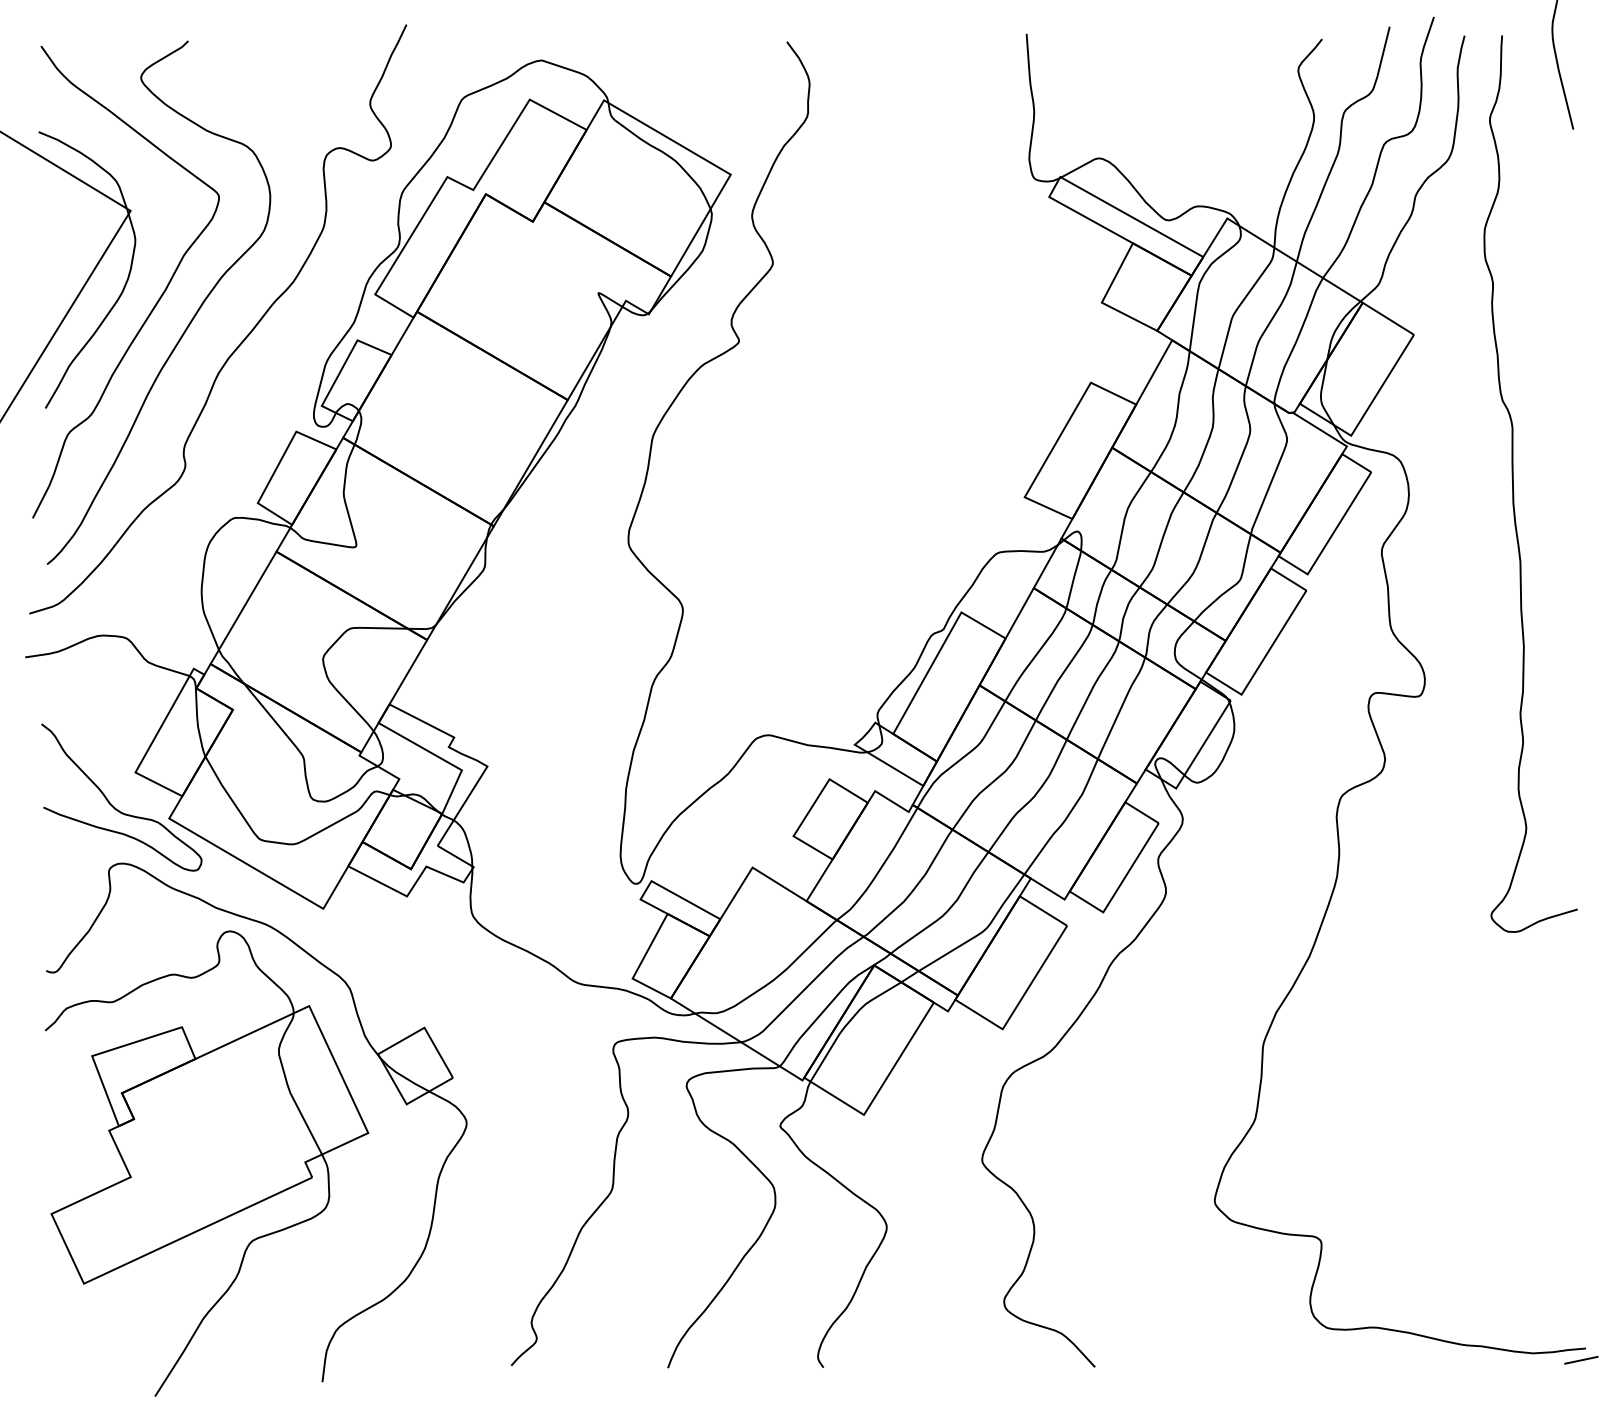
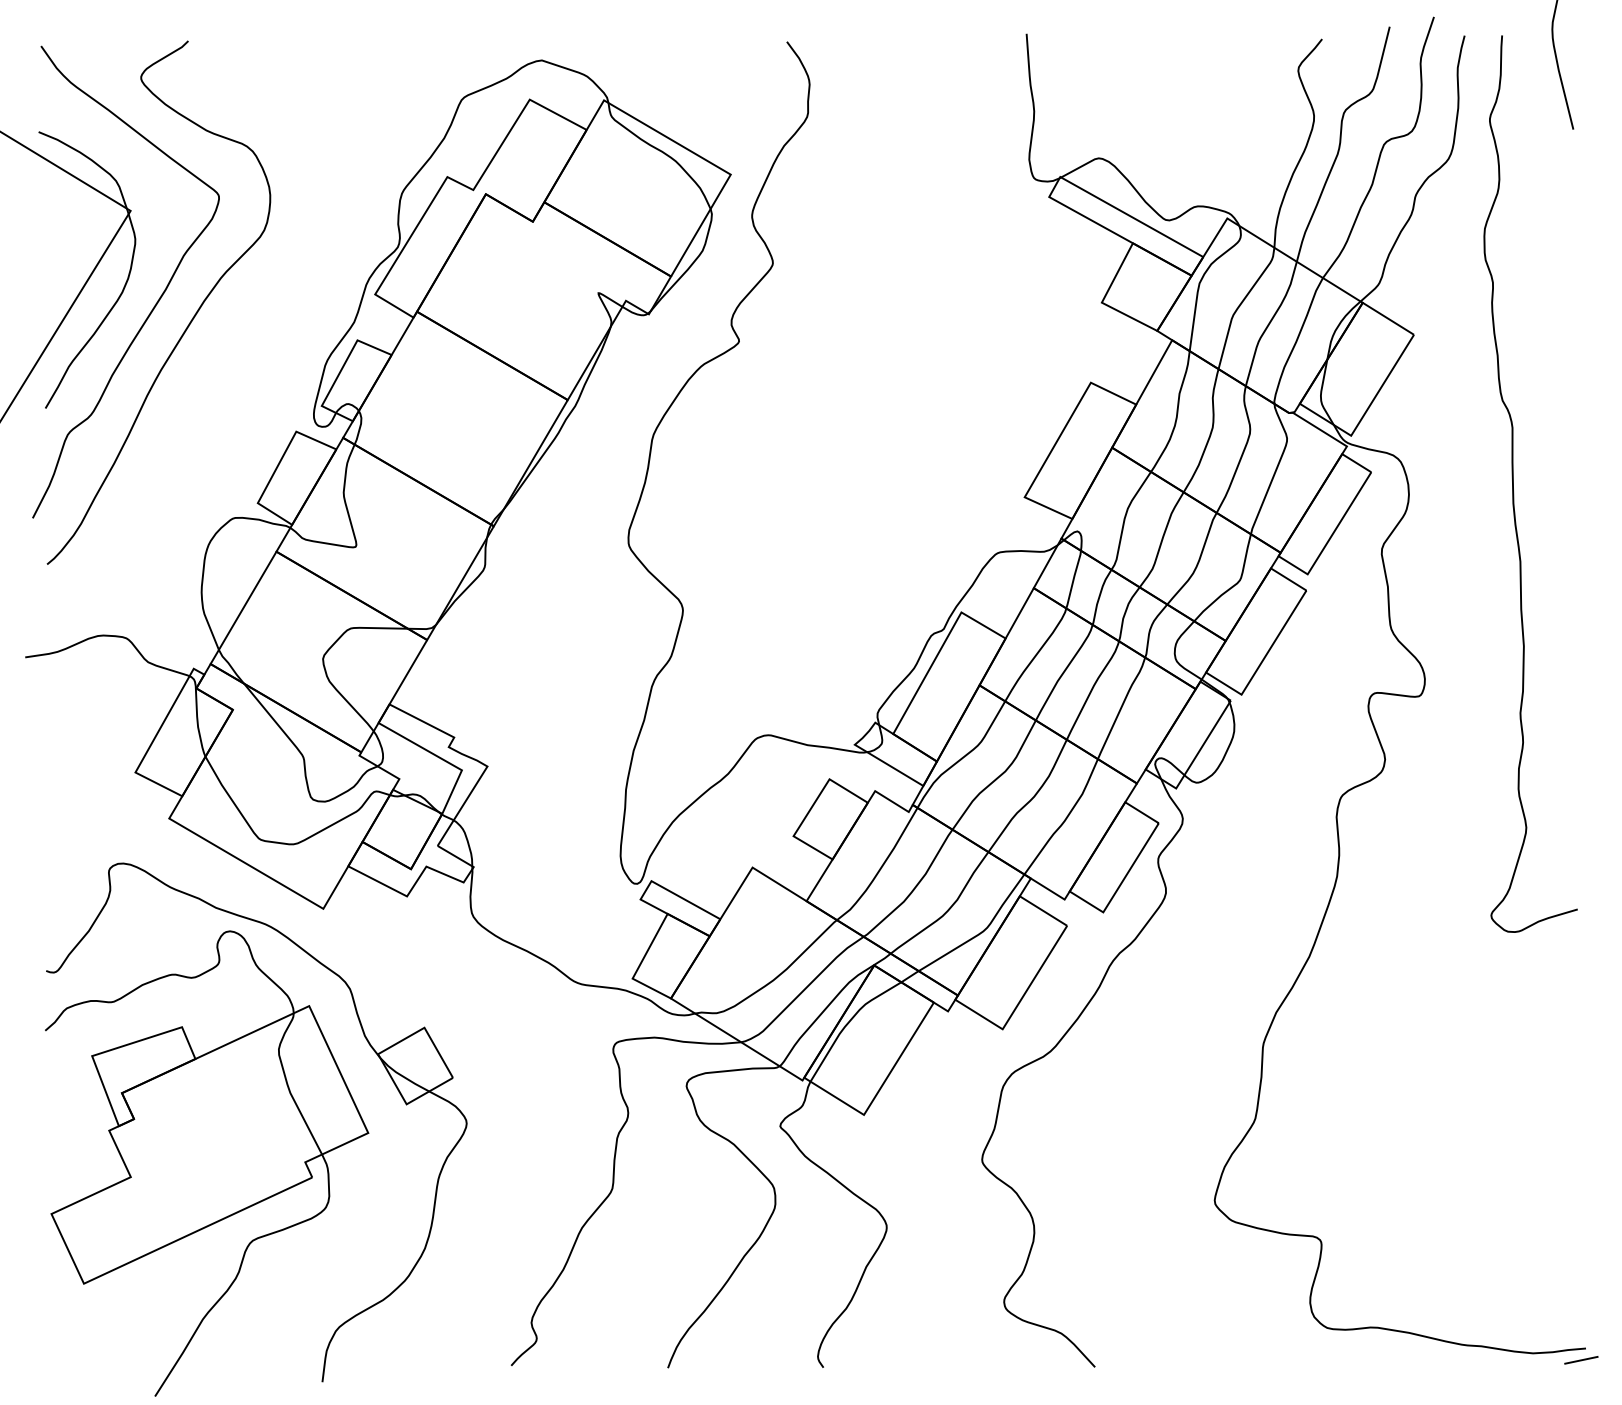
curve: present -> none (241, 341)
curve: present -> none (113, 805)
